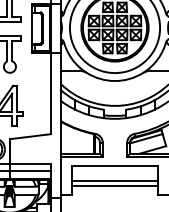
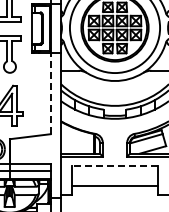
line: solid -> dashed (50, 93)
line: solid -> dashed (115, 165)
line: present -> none (114, 180)
